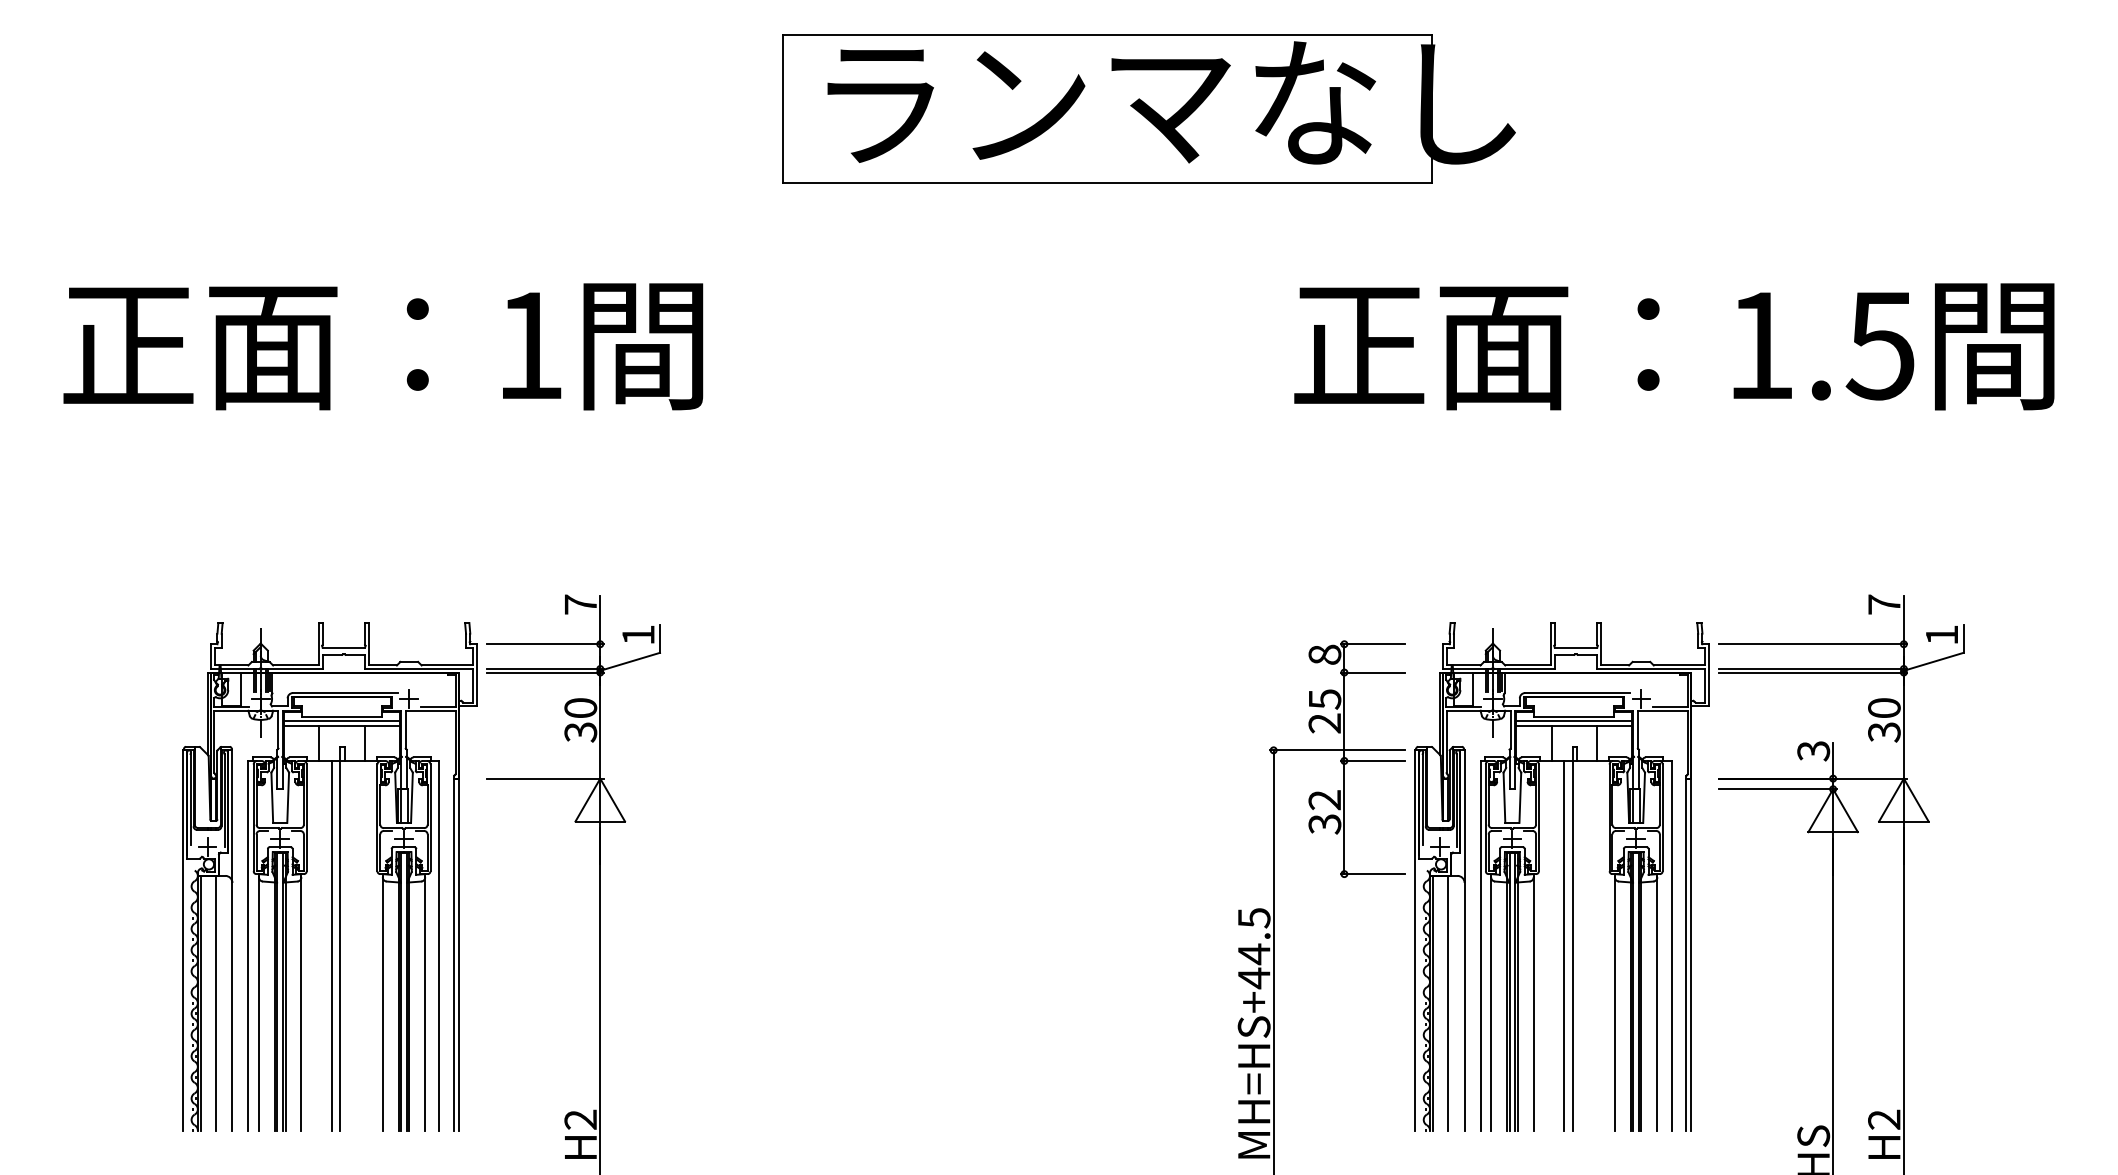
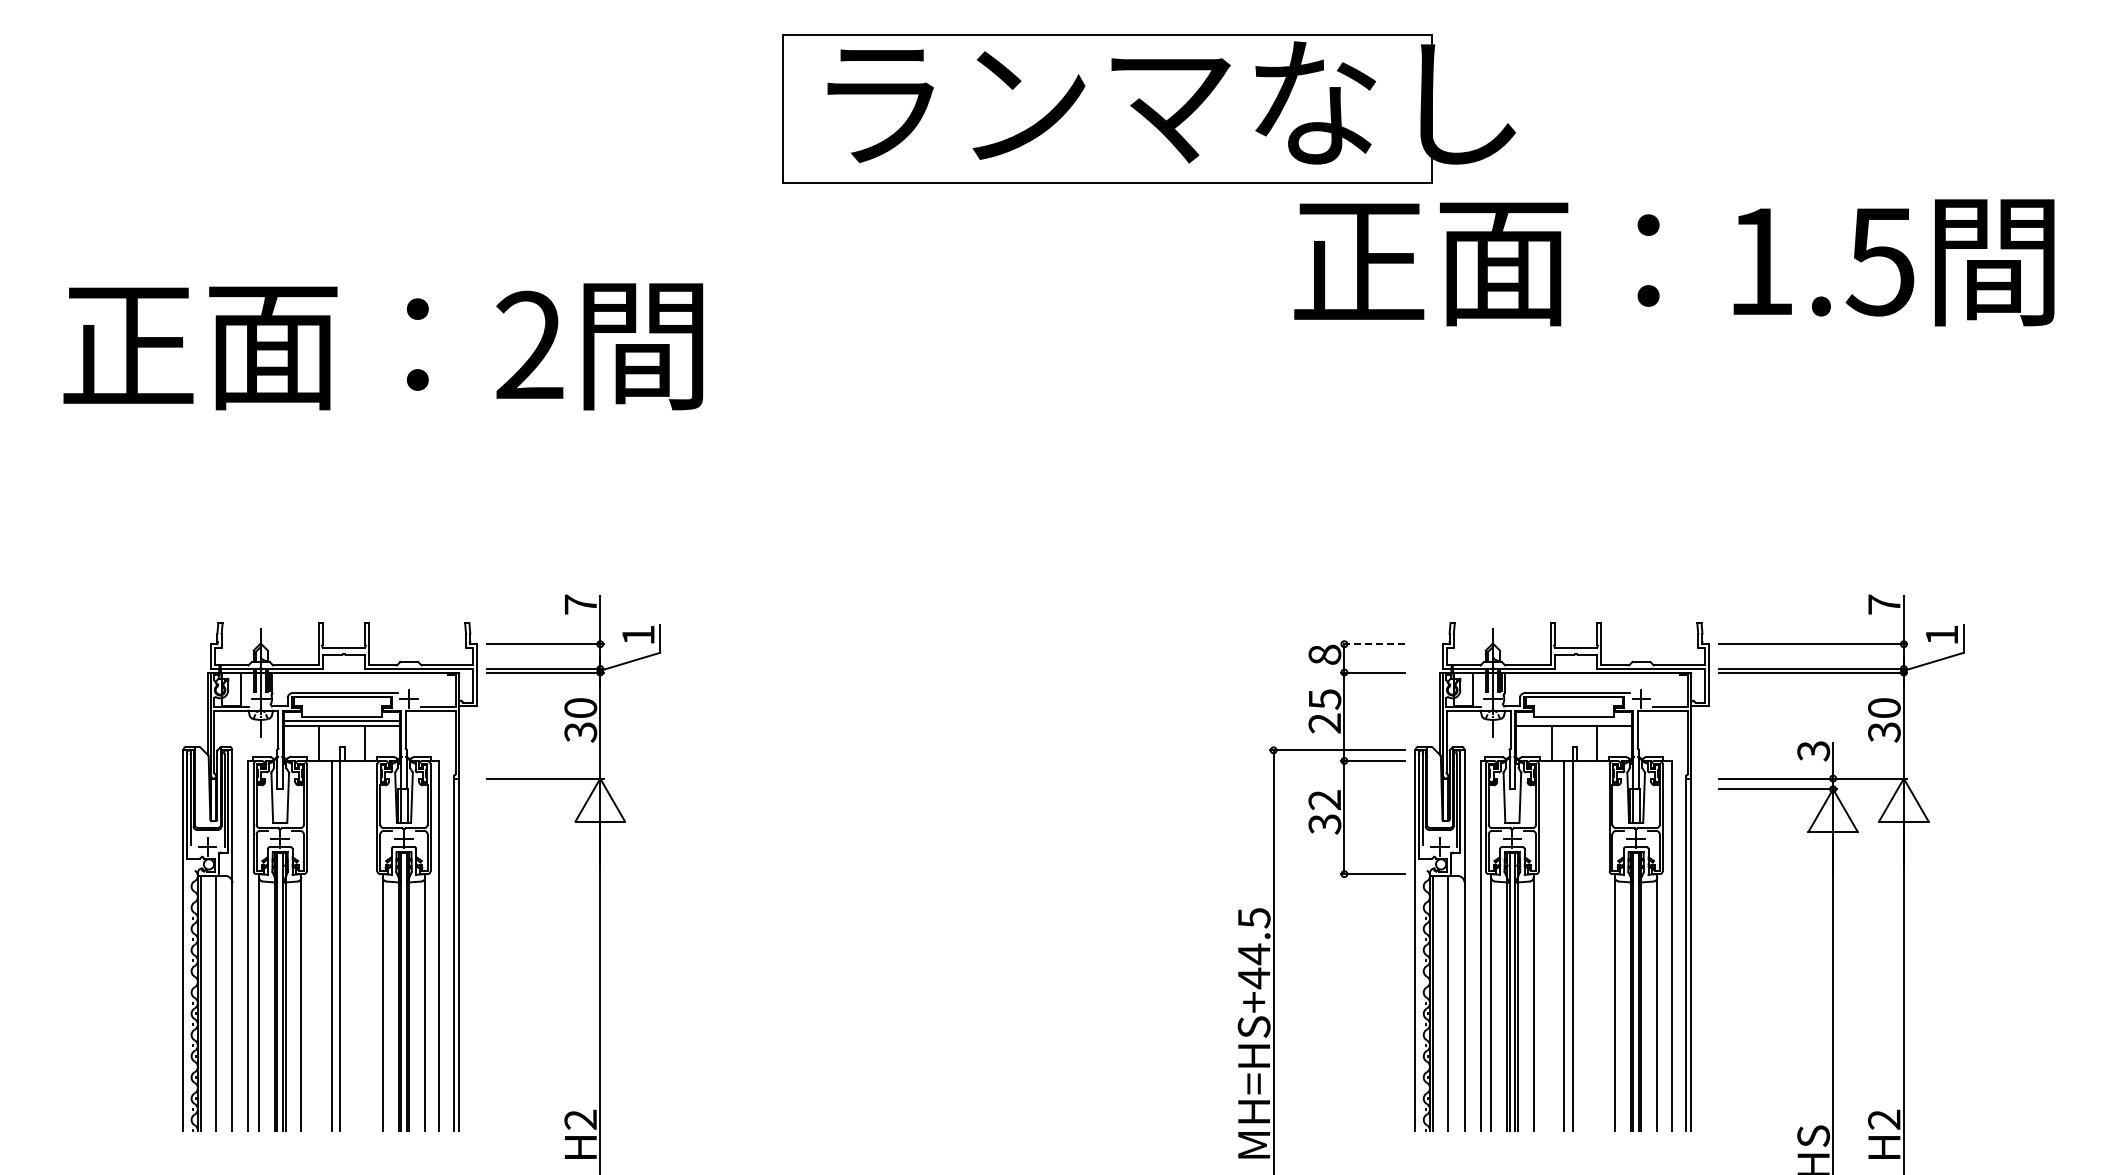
text: 1 -> 2 (529, 344)
text position: (1674, 346) -> (1674, 262) (1674, 262)
line: solid -> dashed (1372, 644)
line: present -> none (1574, 720)
